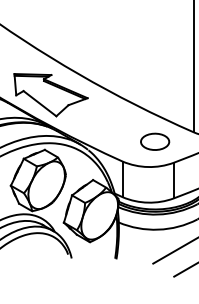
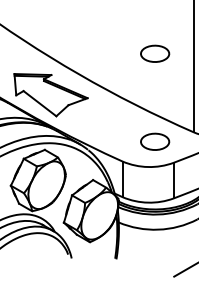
part: none -> present (155, 53)
line: present -> none (174, 251)
